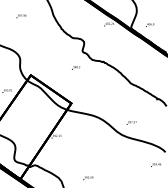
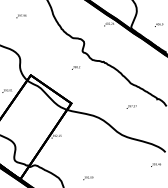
text position: (150, 24) -> (159, 24) (159, 24)
text position: (131, 122) -> (131, 106) (131, 106)
